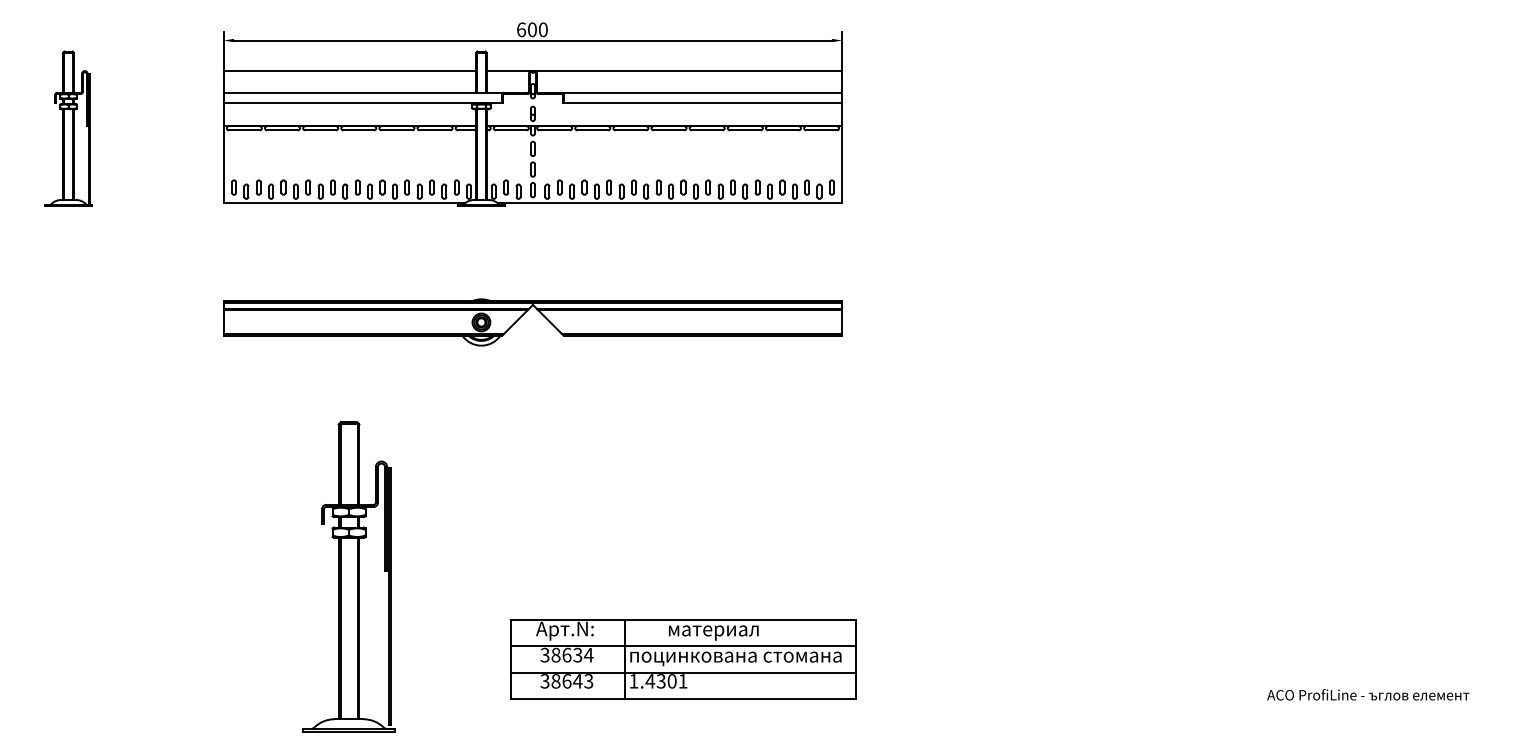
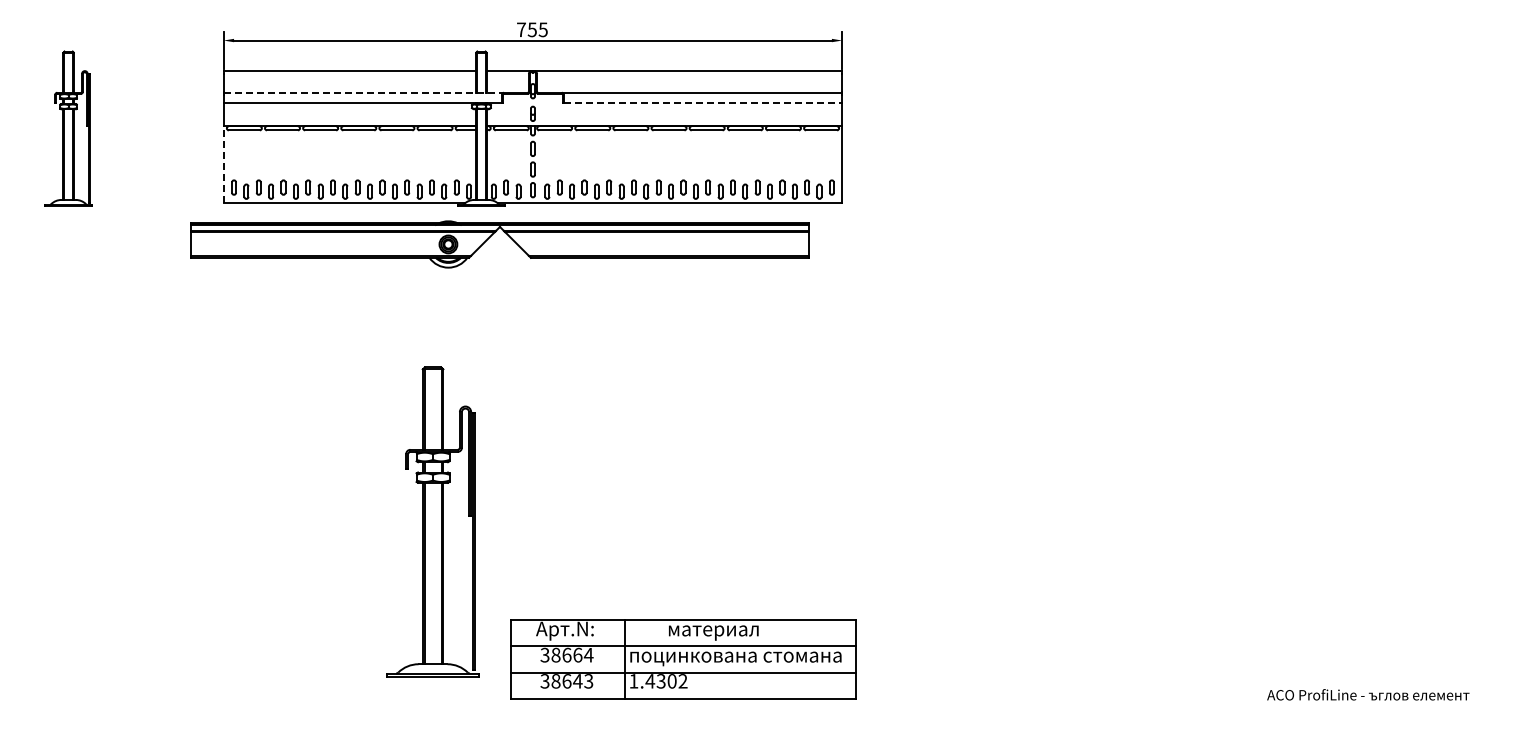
text: 600 -> 755 (532, 29)
line: solid -> dashed (364, 92)
line: solid -> dashed (703, 102)
line: solid -> dashed (223, 164)
part position: (524, 314) -> (491, 236) (491, 236)
part position: (348, 576) -> (432, 521) (432, 521)
text: 38634 -> 38664 (577, 654)
text: 1.4301 -> 1.4302 (682, 681)
